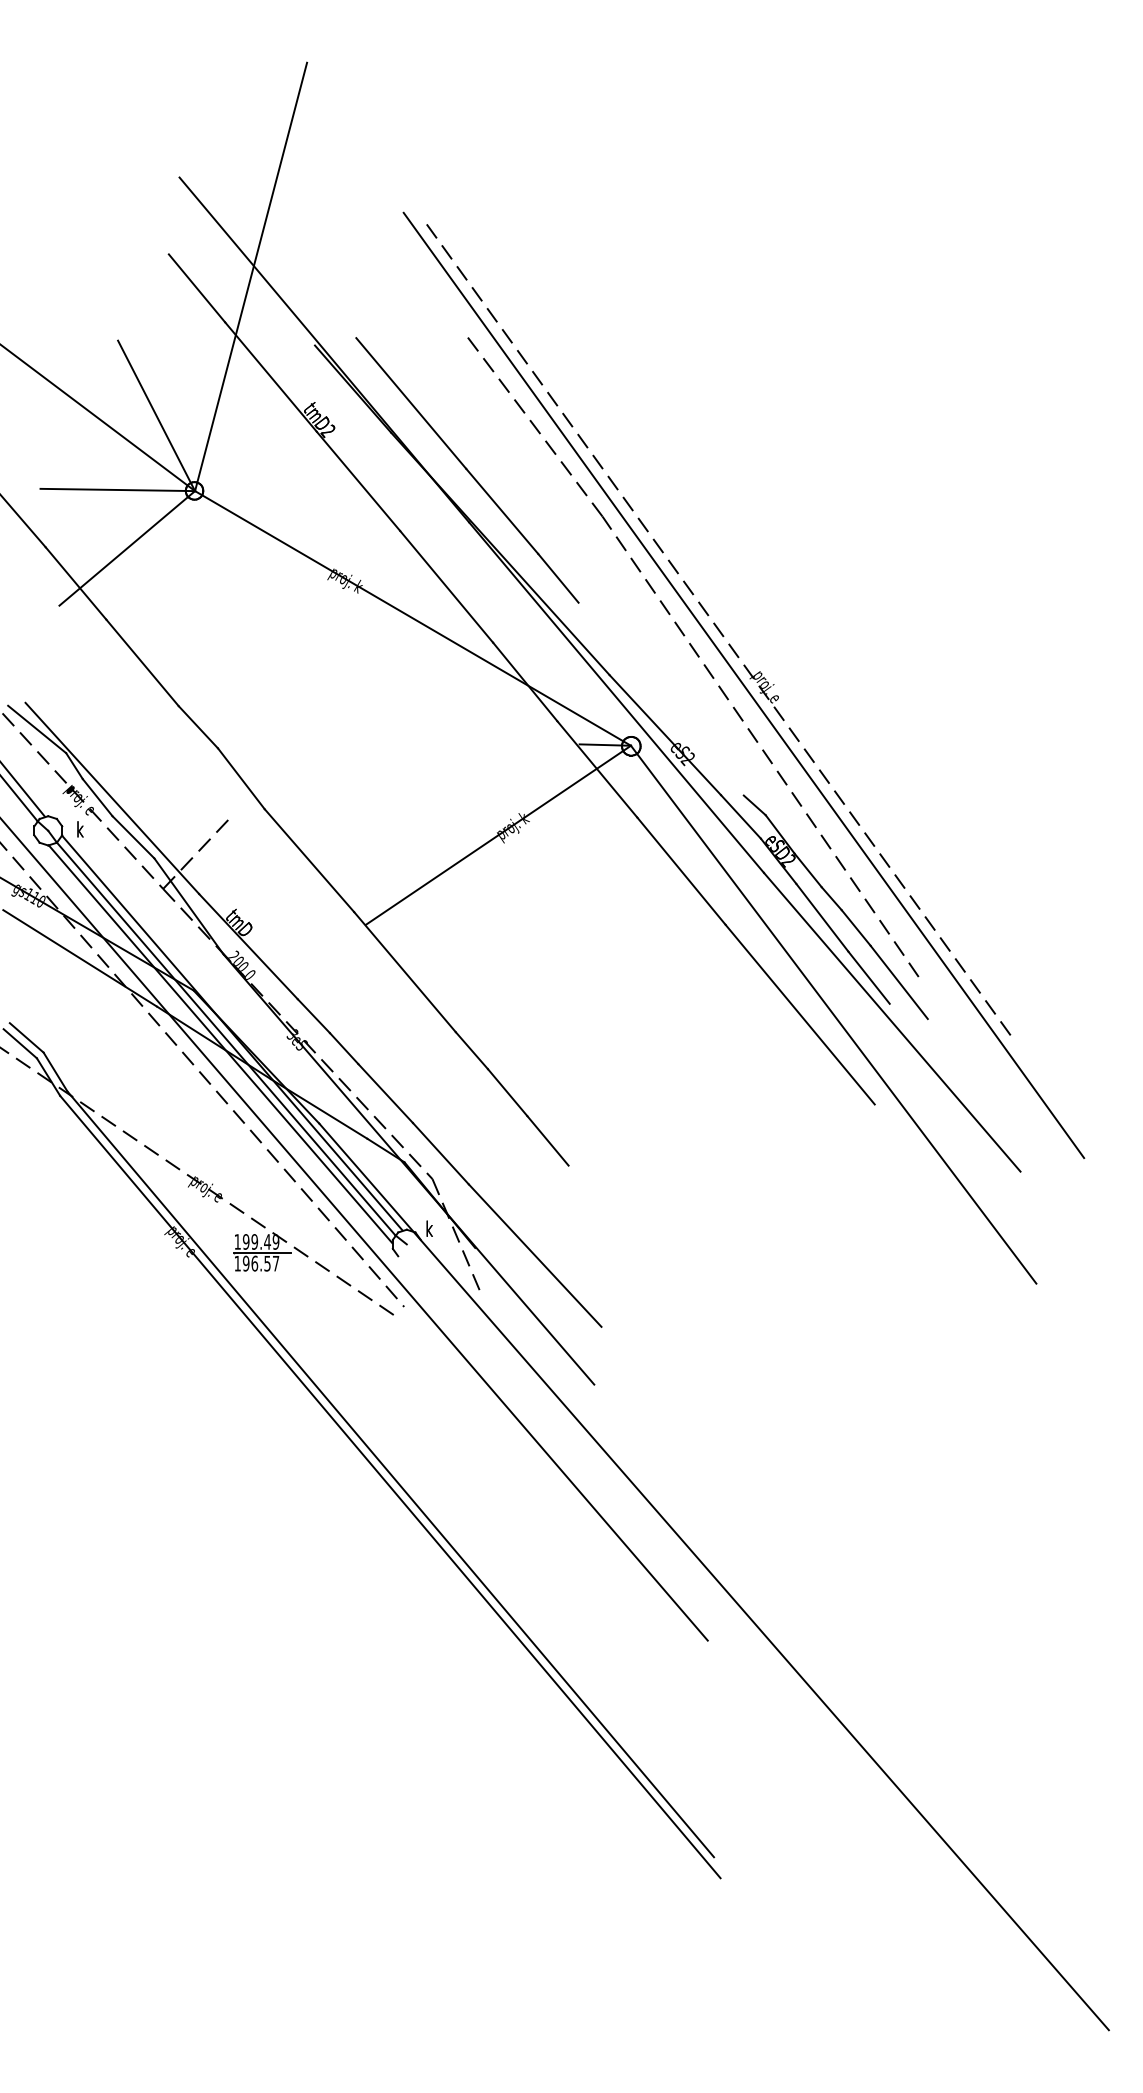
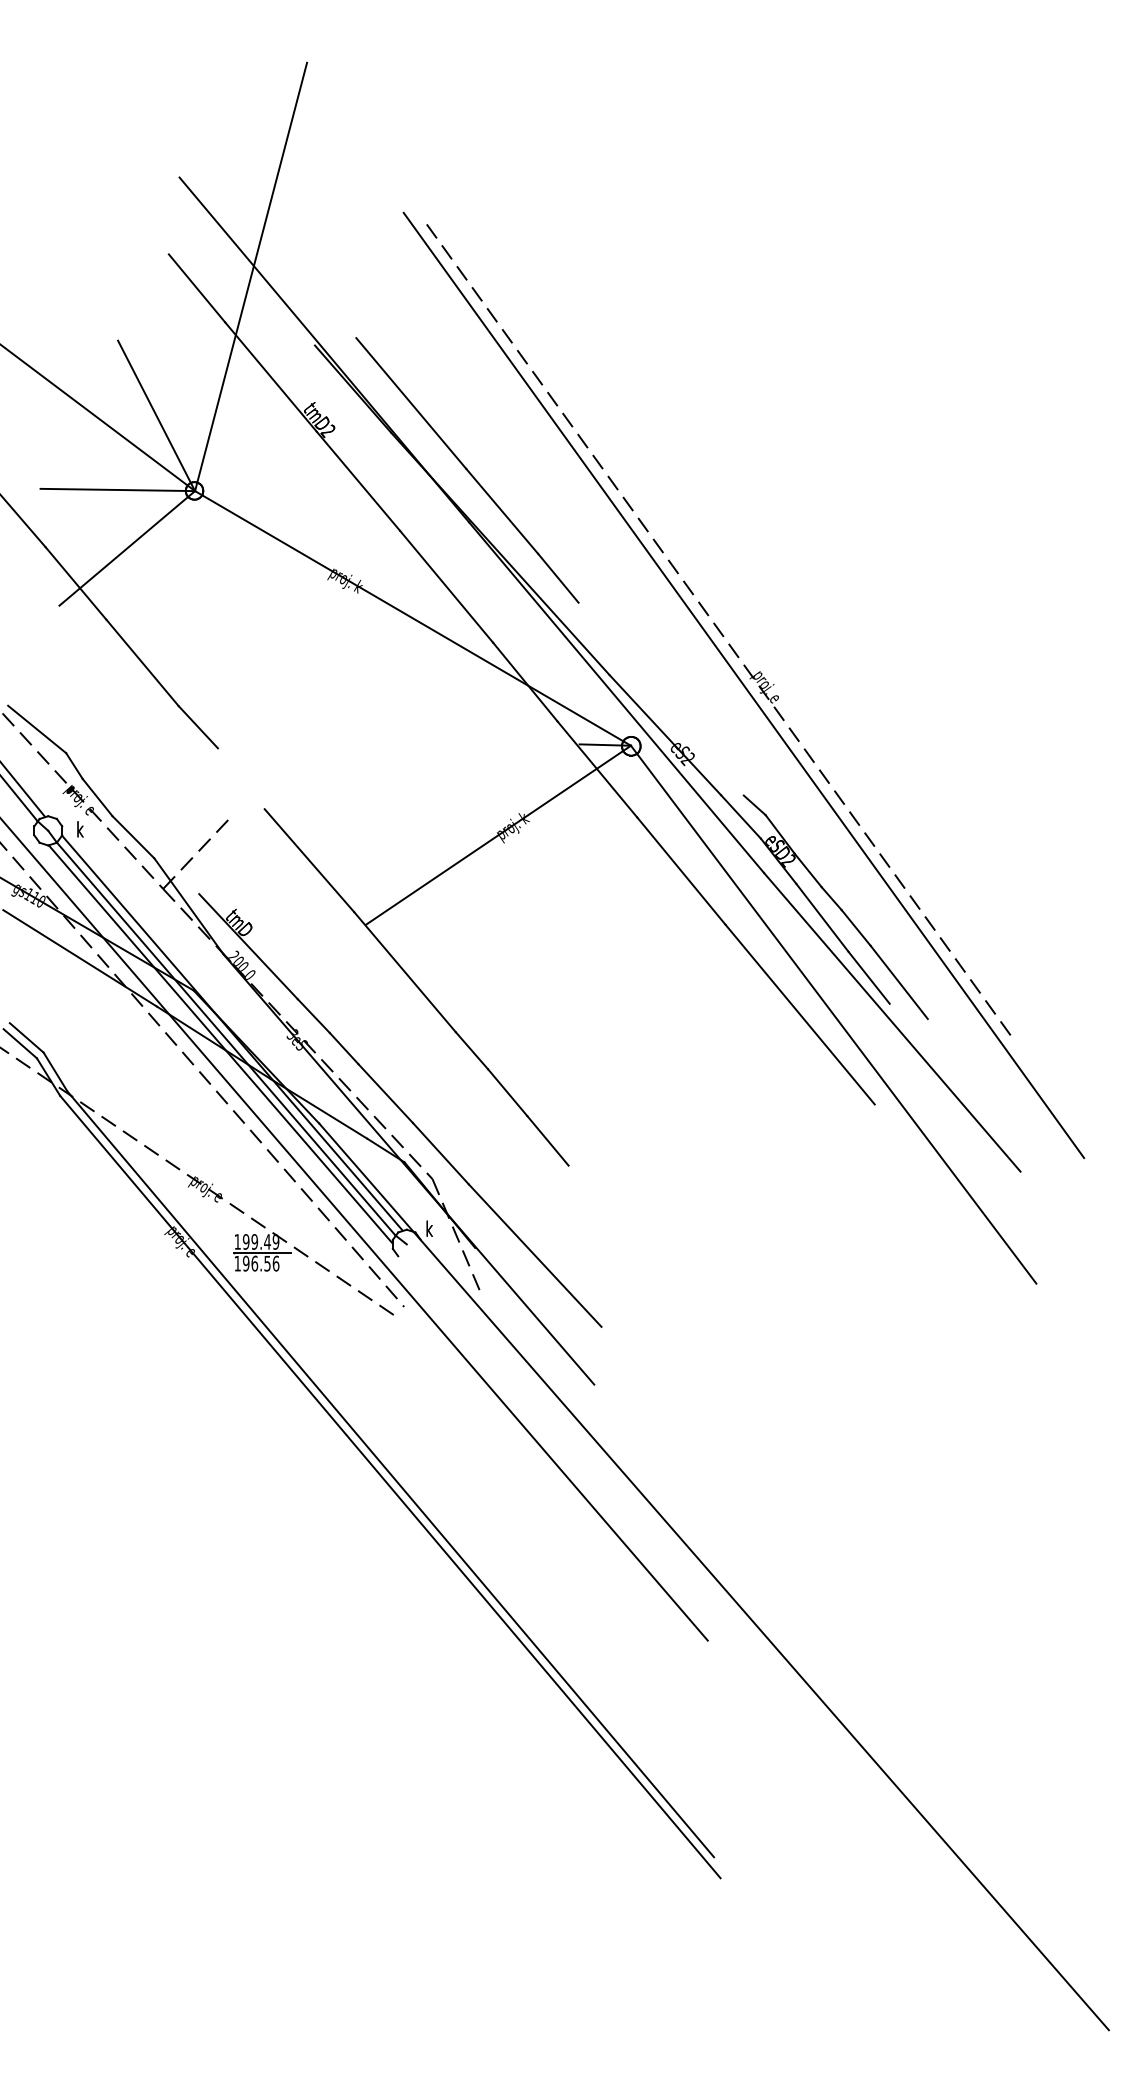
part: present -> none (693, 657)
line: present -> none (240, 778)
line: present -> none (112, 798)
text: 196.57 -> 196.56 (275, 1263)
